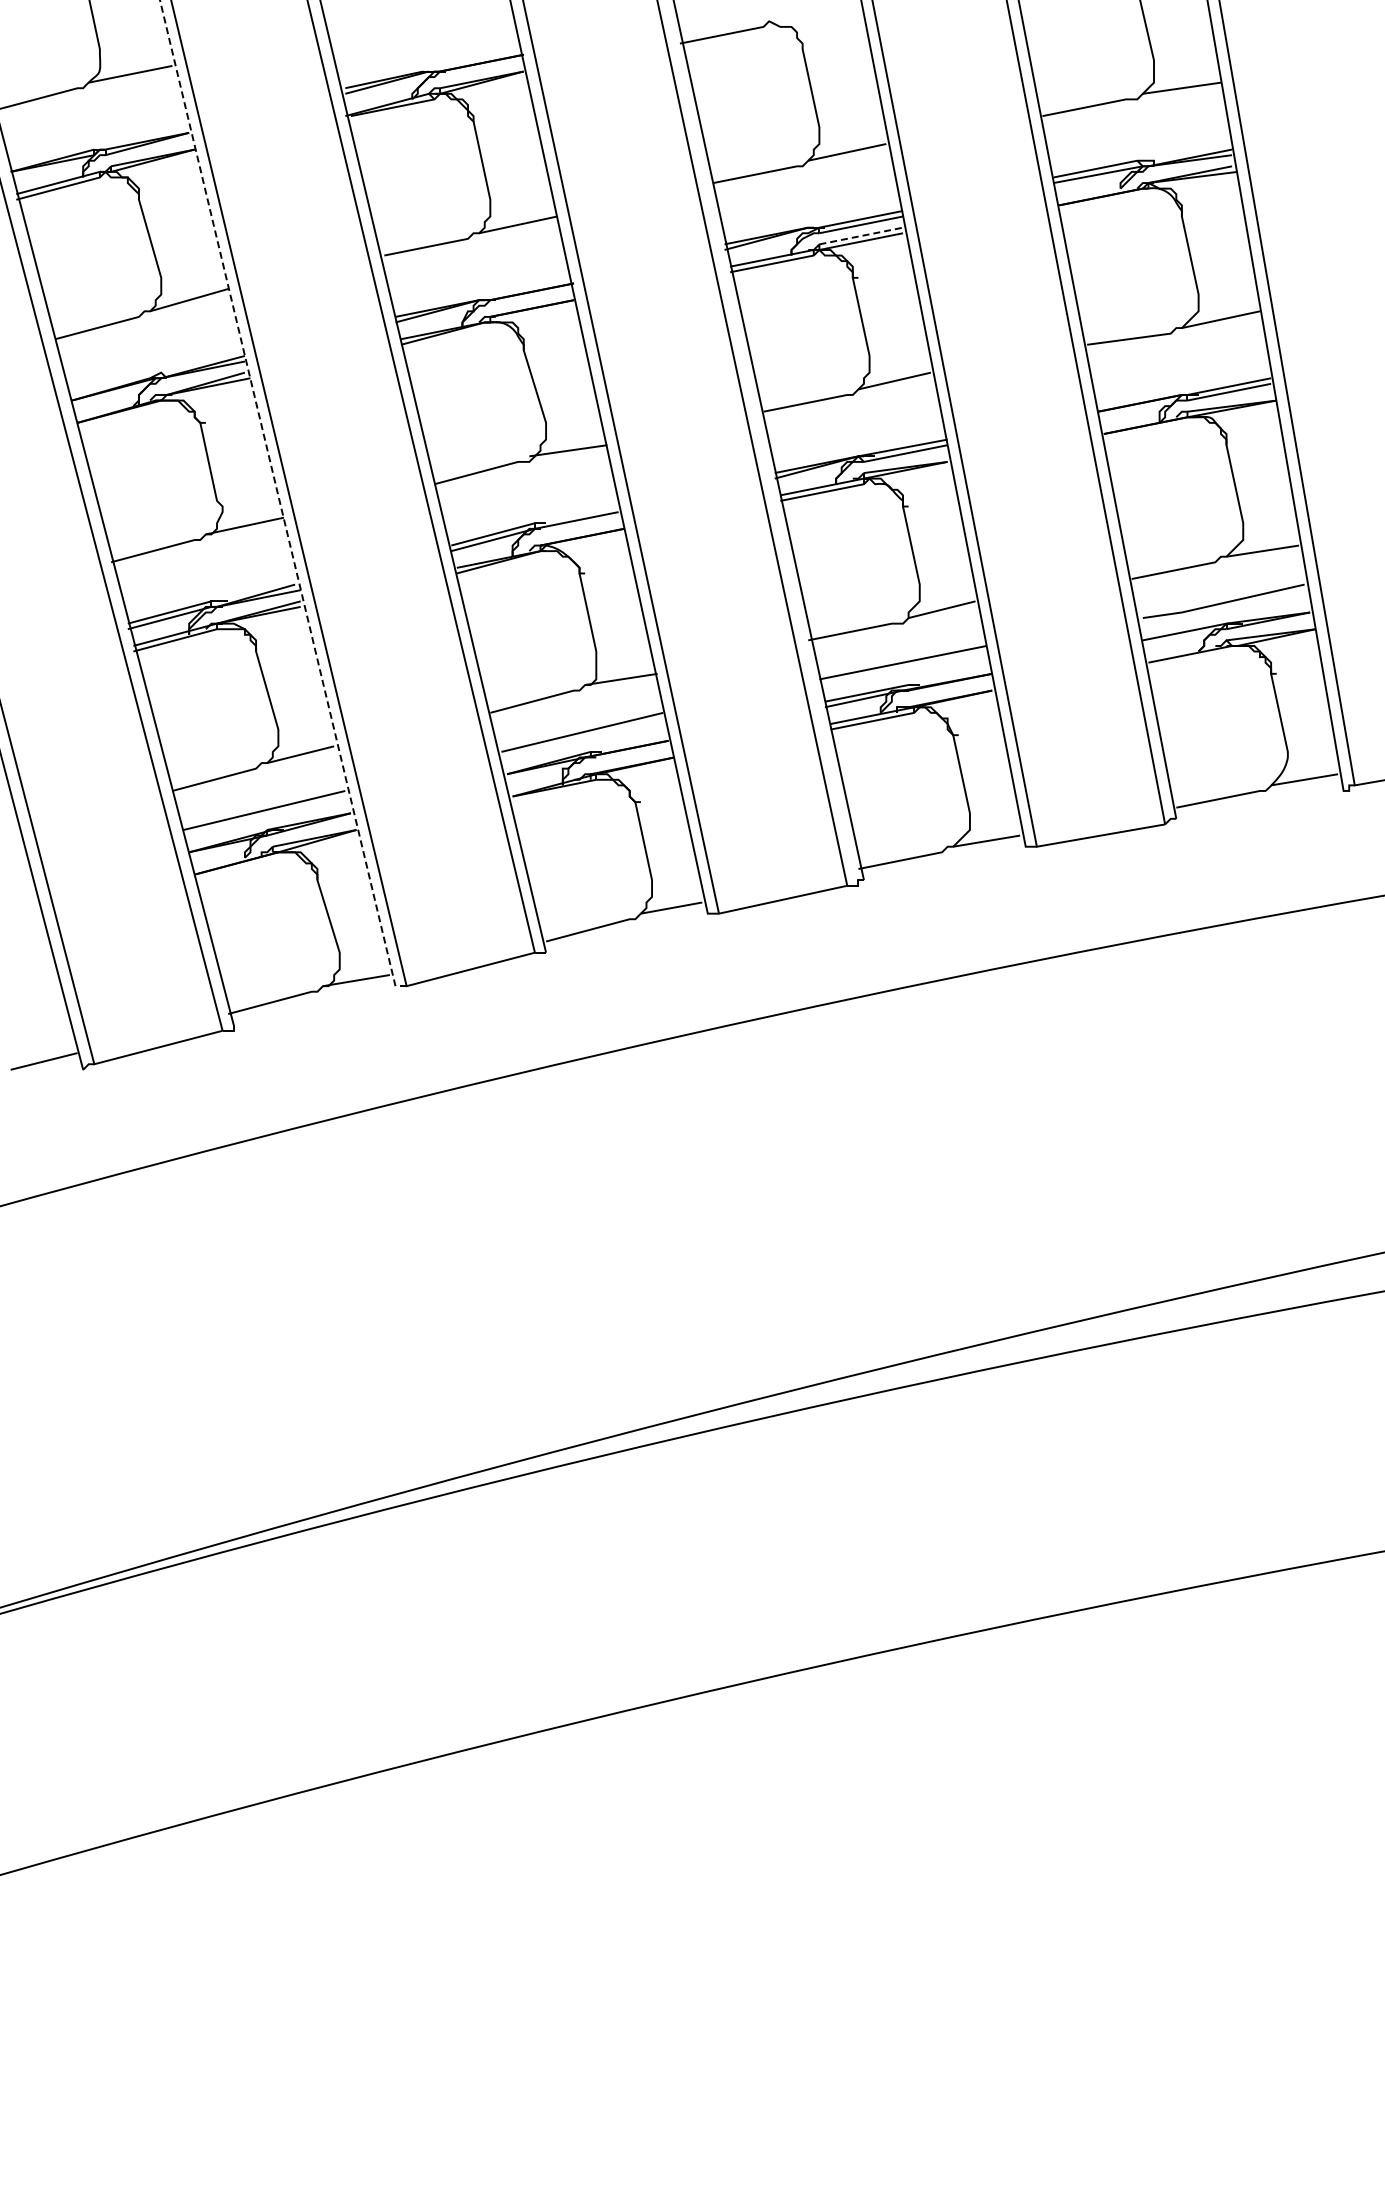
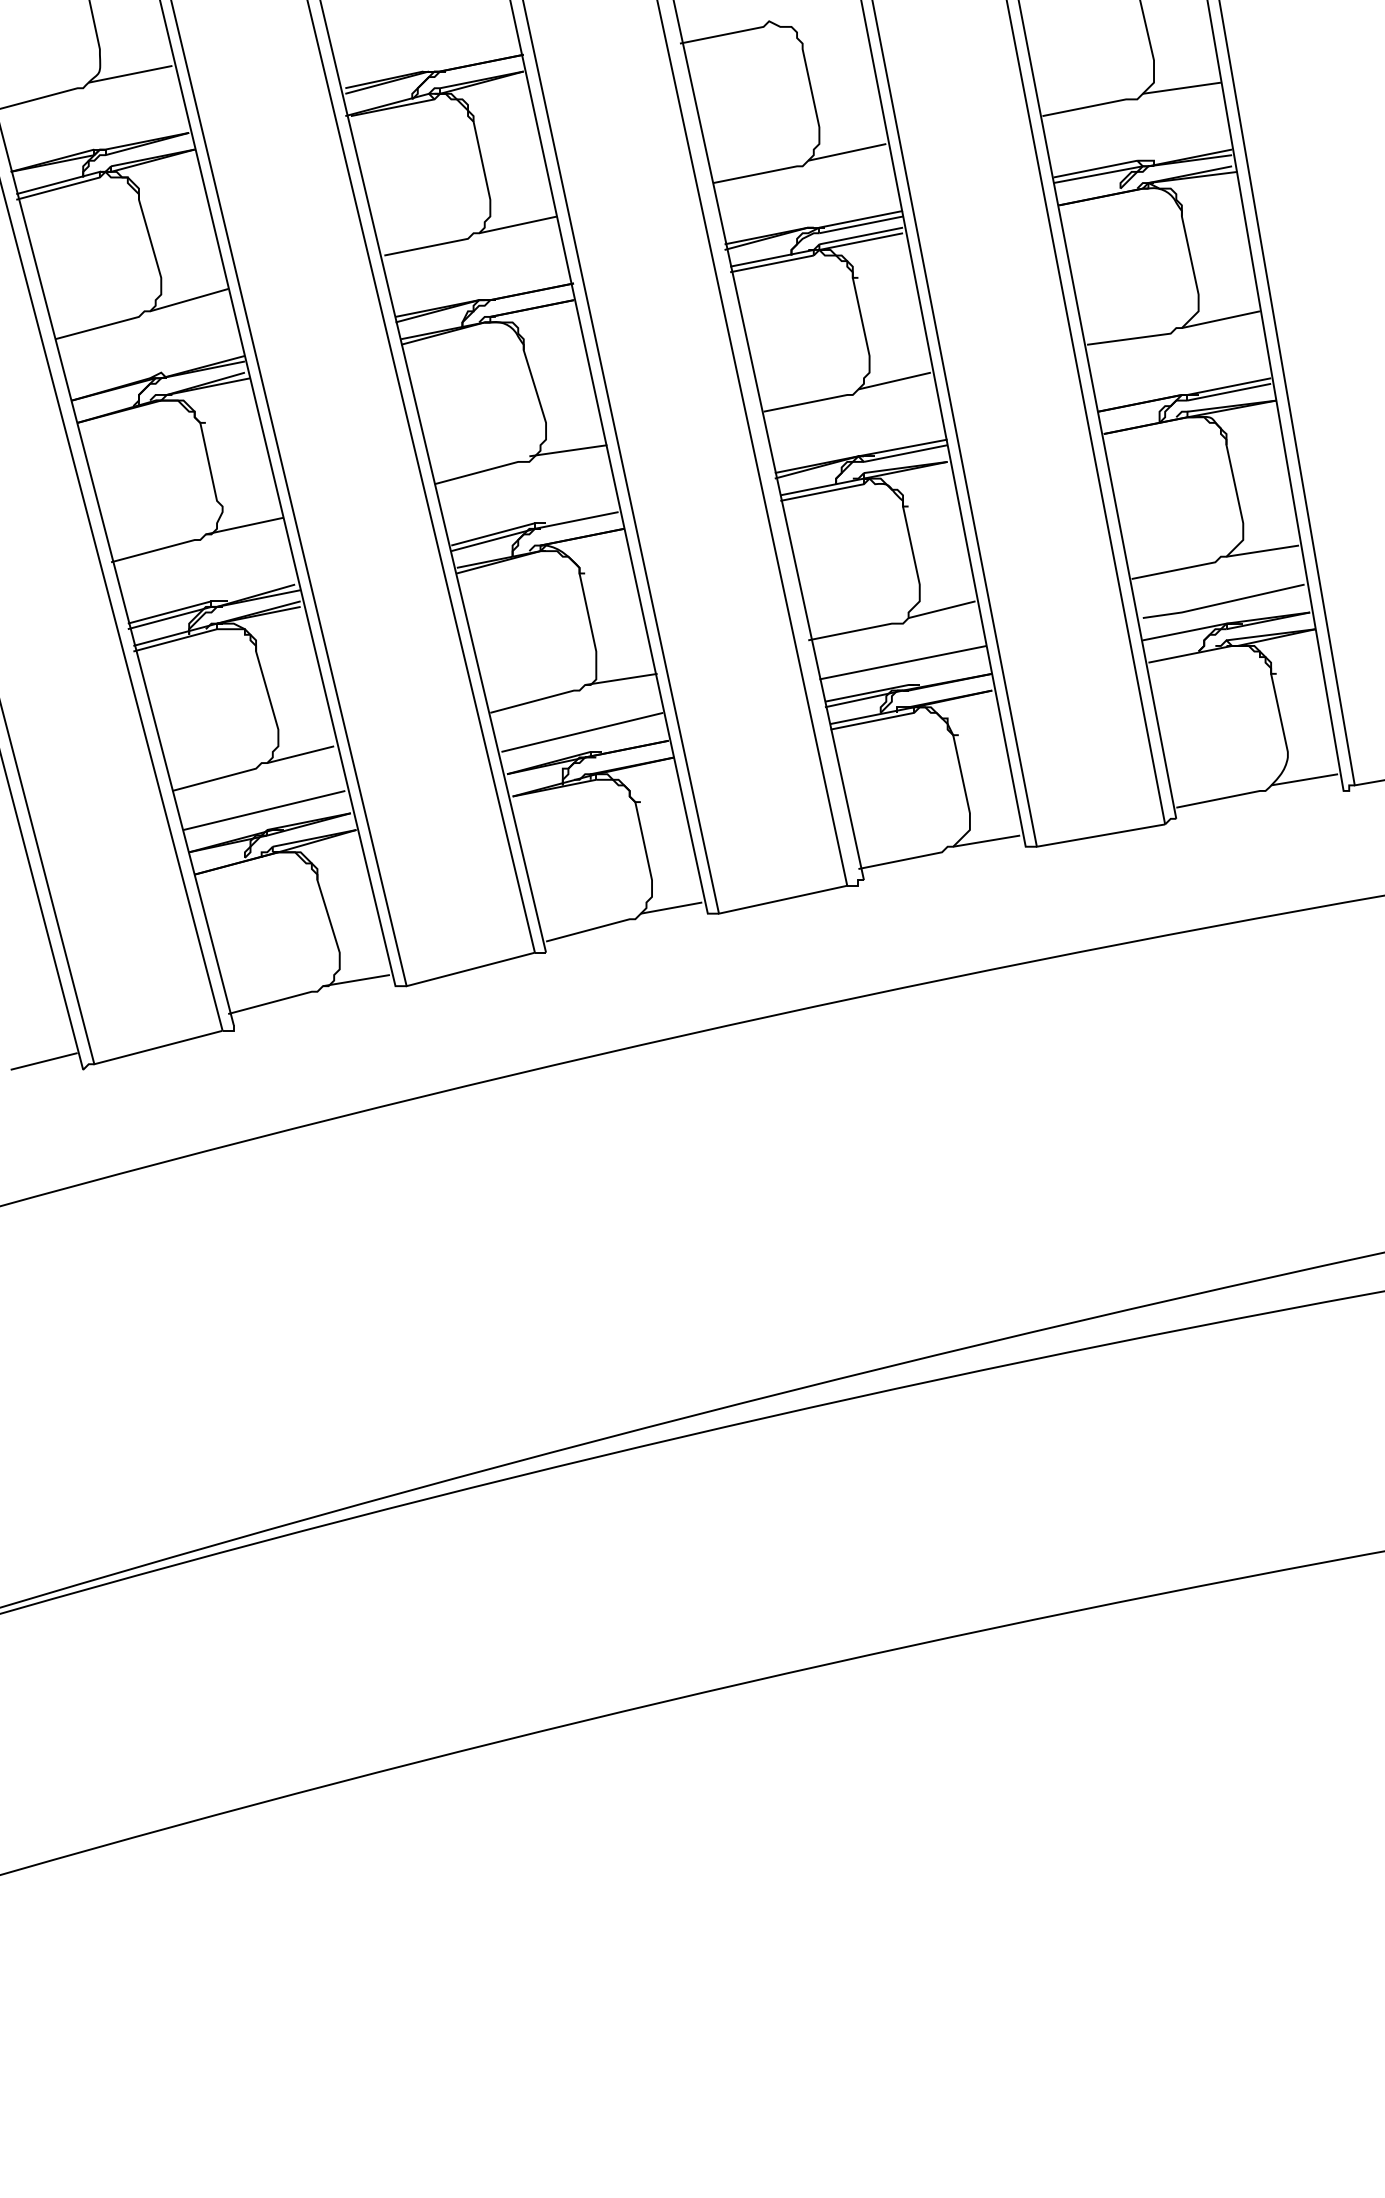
line: dashed -> solid (861, 236)
line: dashed -> solid (279, 499)
